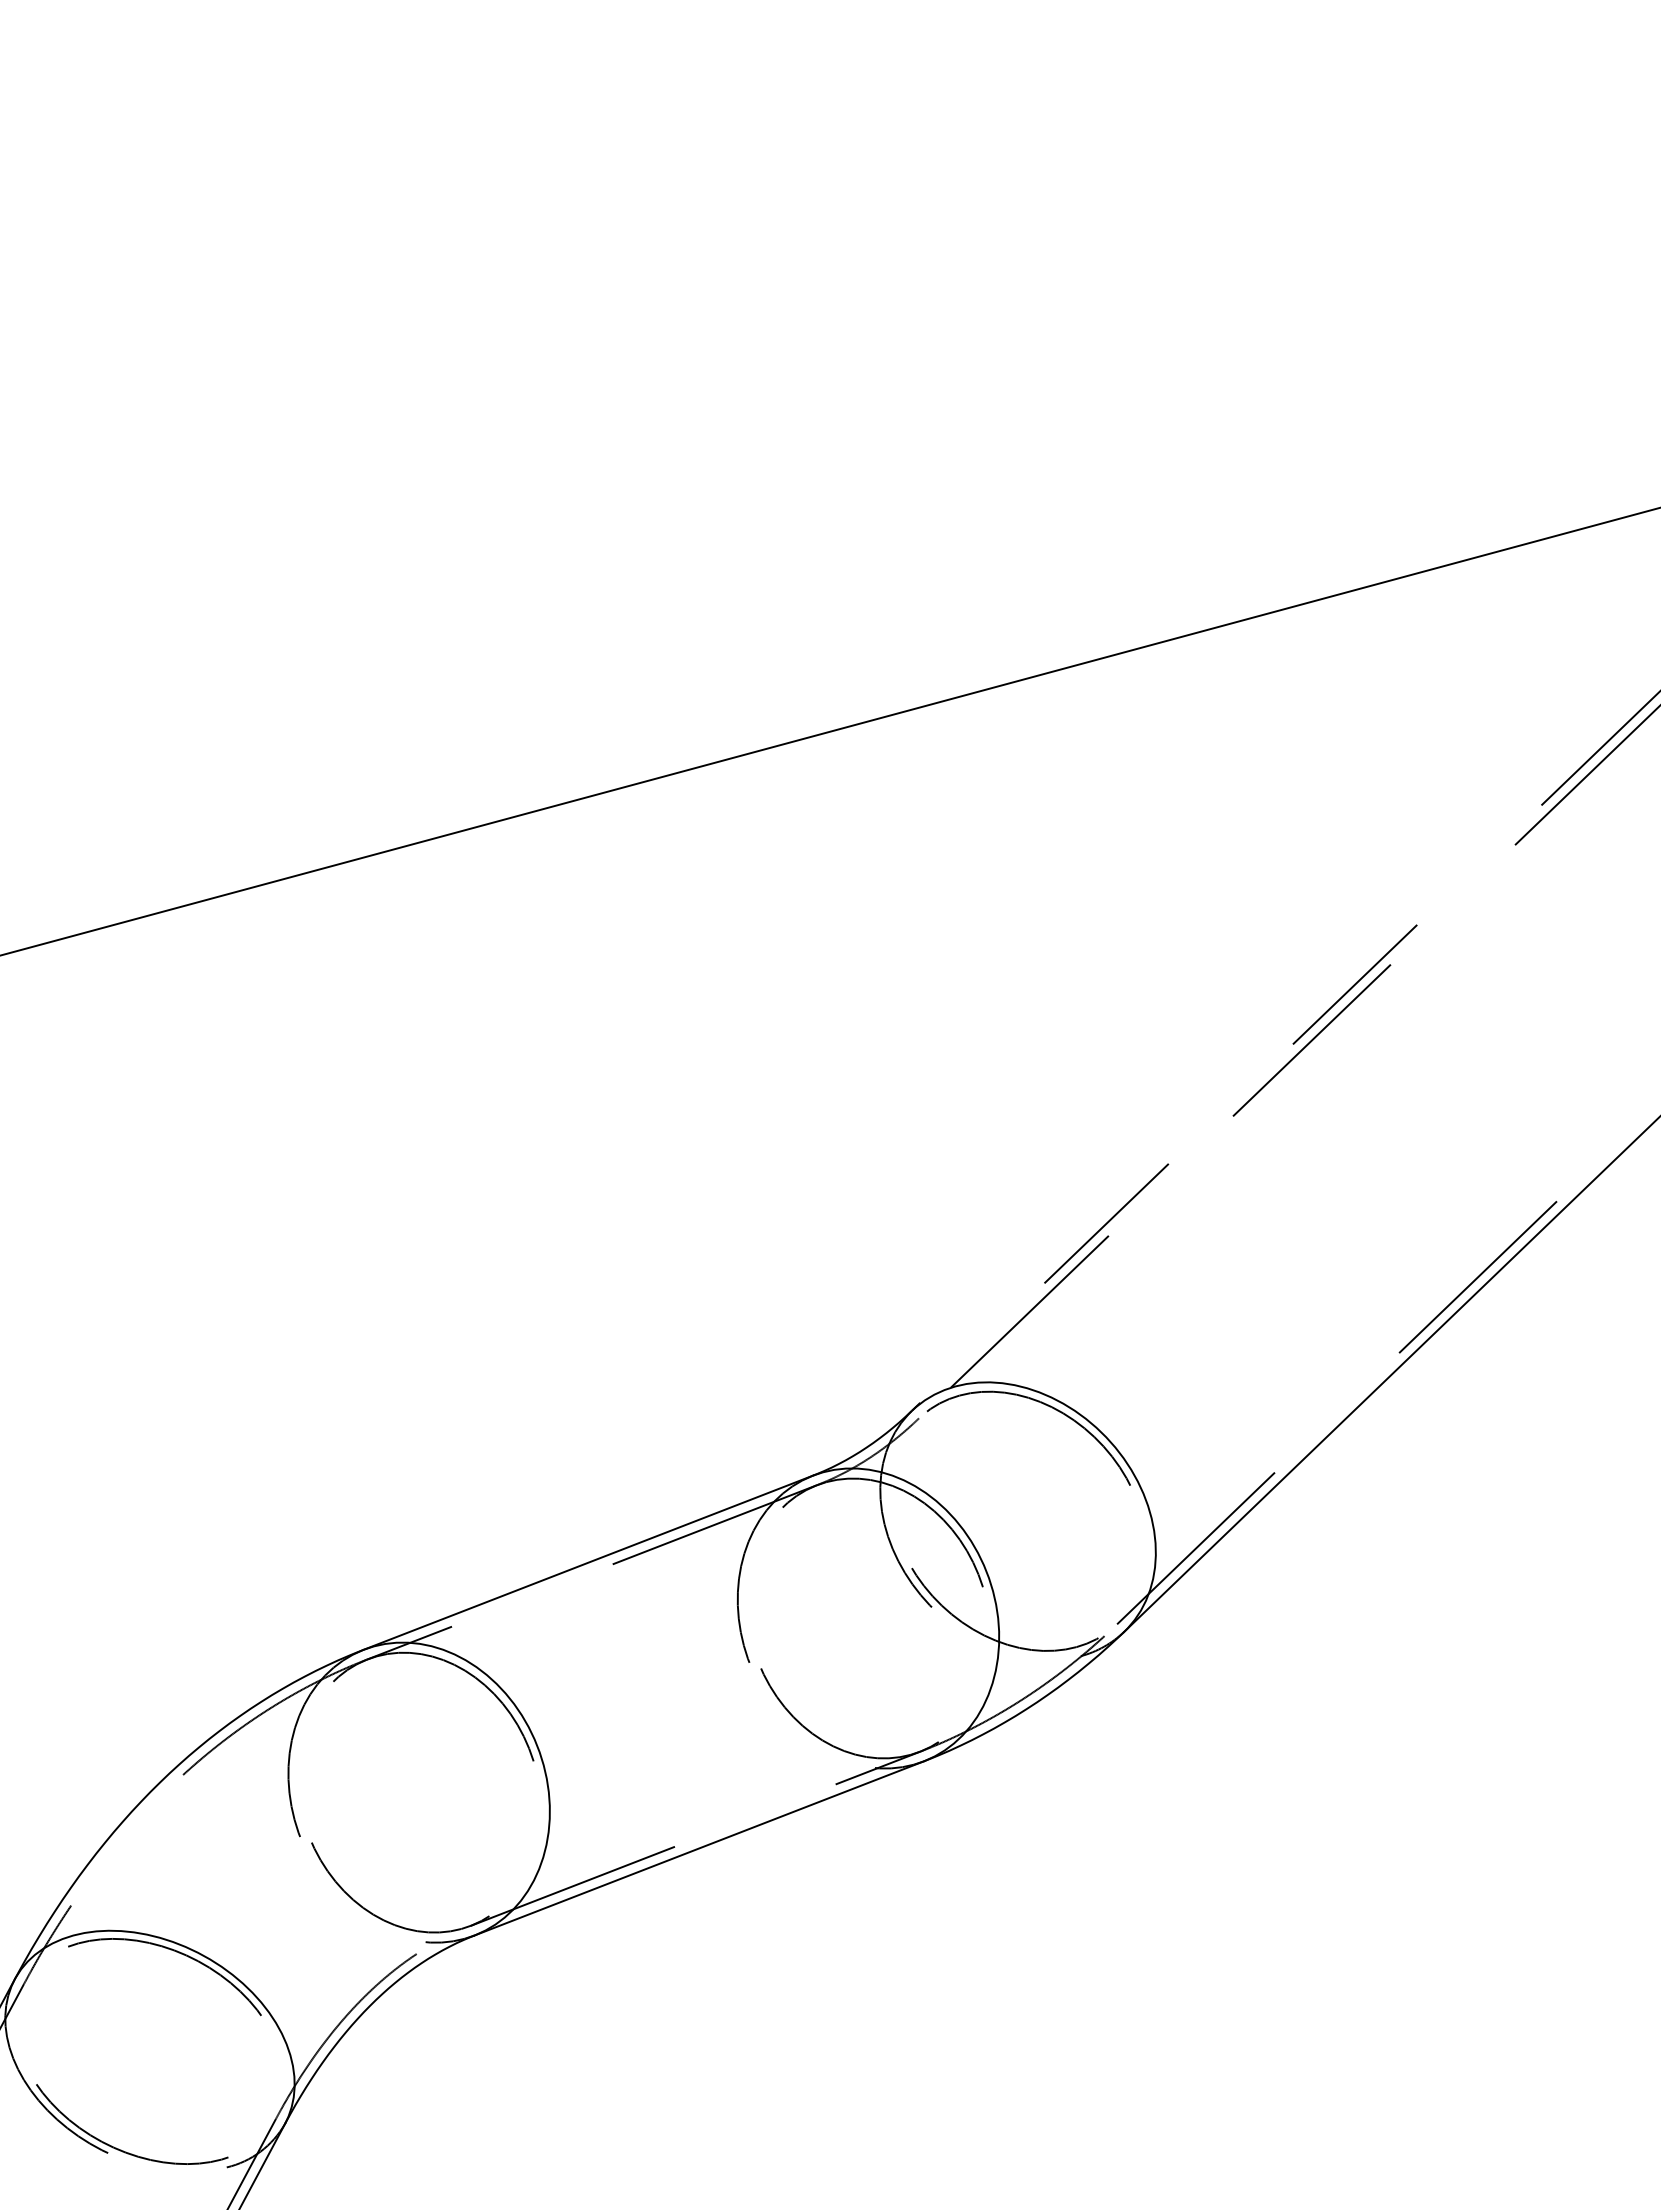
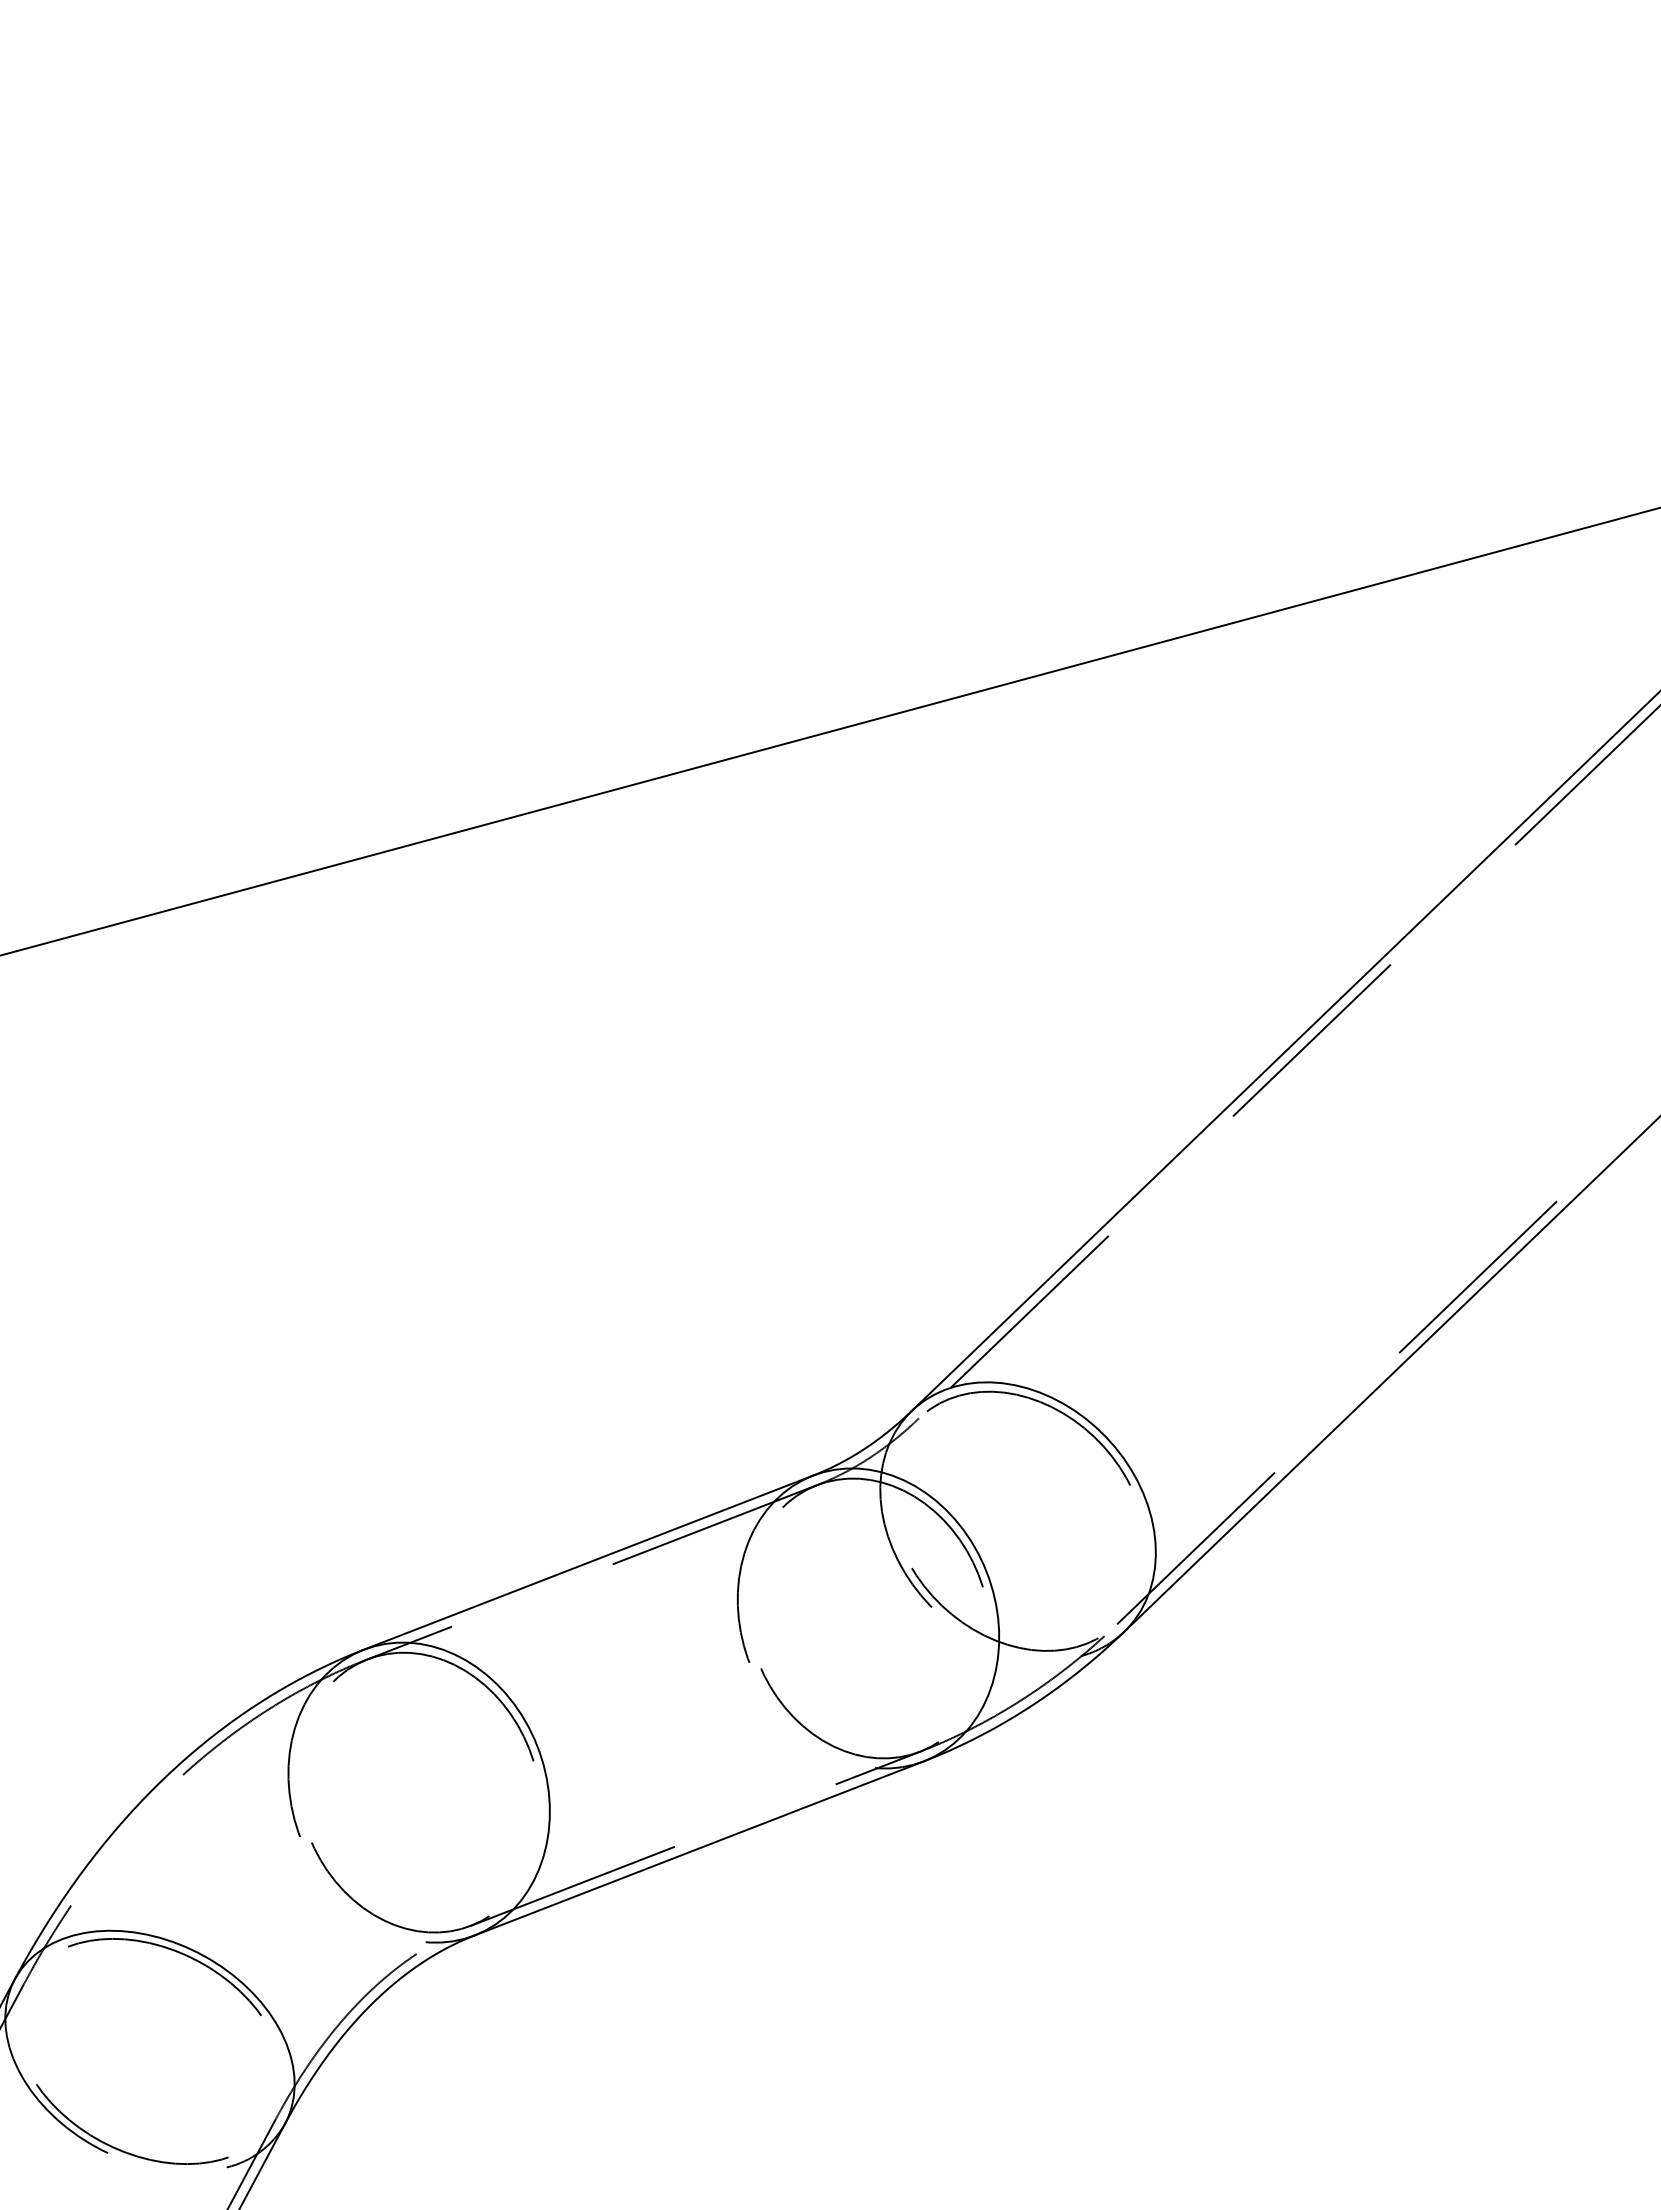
line: dashed -> solid (1285, 1051)
